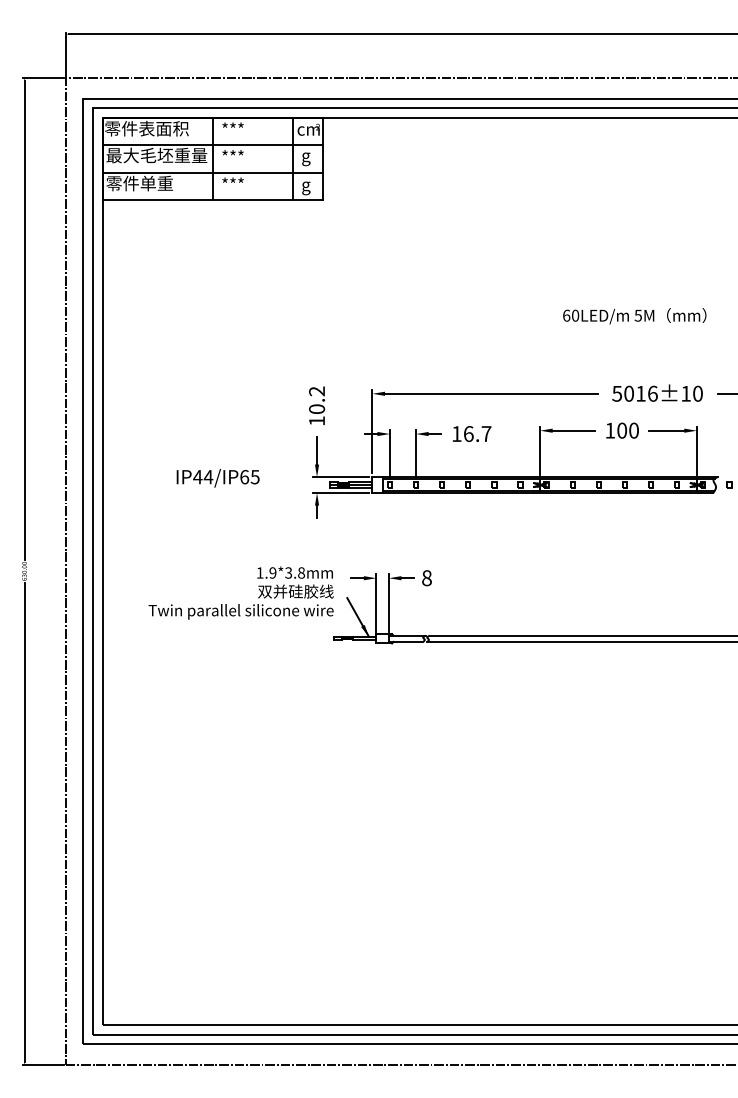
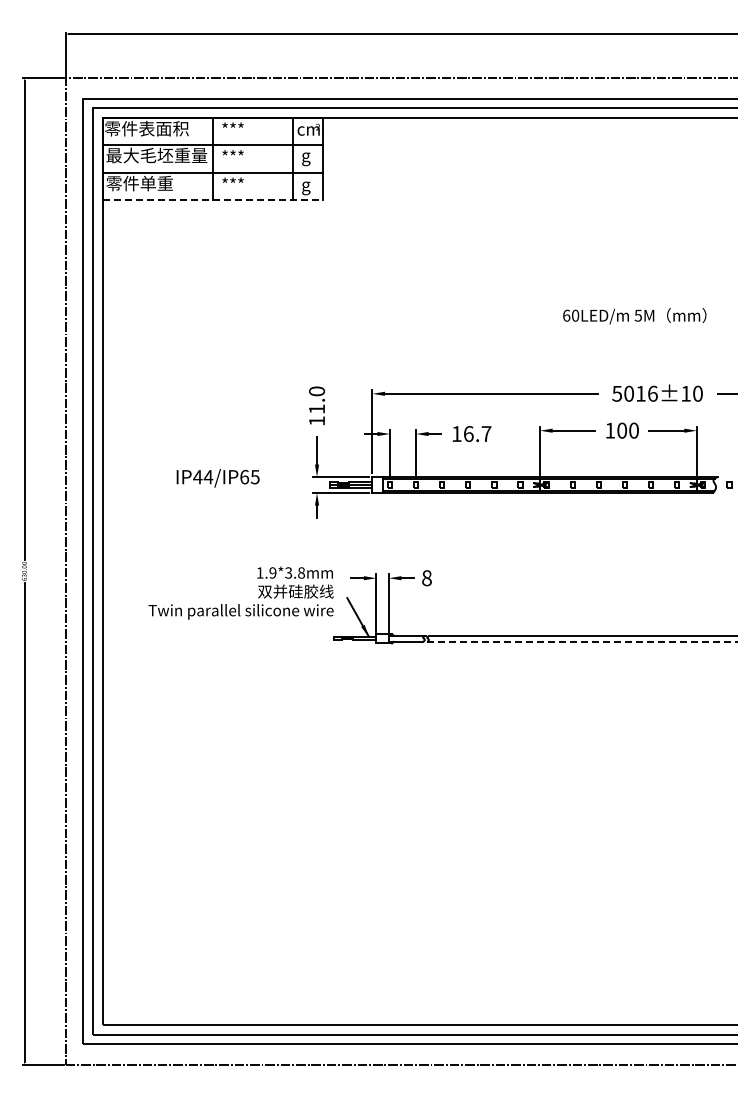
line: solid -> dashed (213, 200)
text: 10.2 -> 11.0 (317, 399)
line: solid -> dashed (583, 641)
